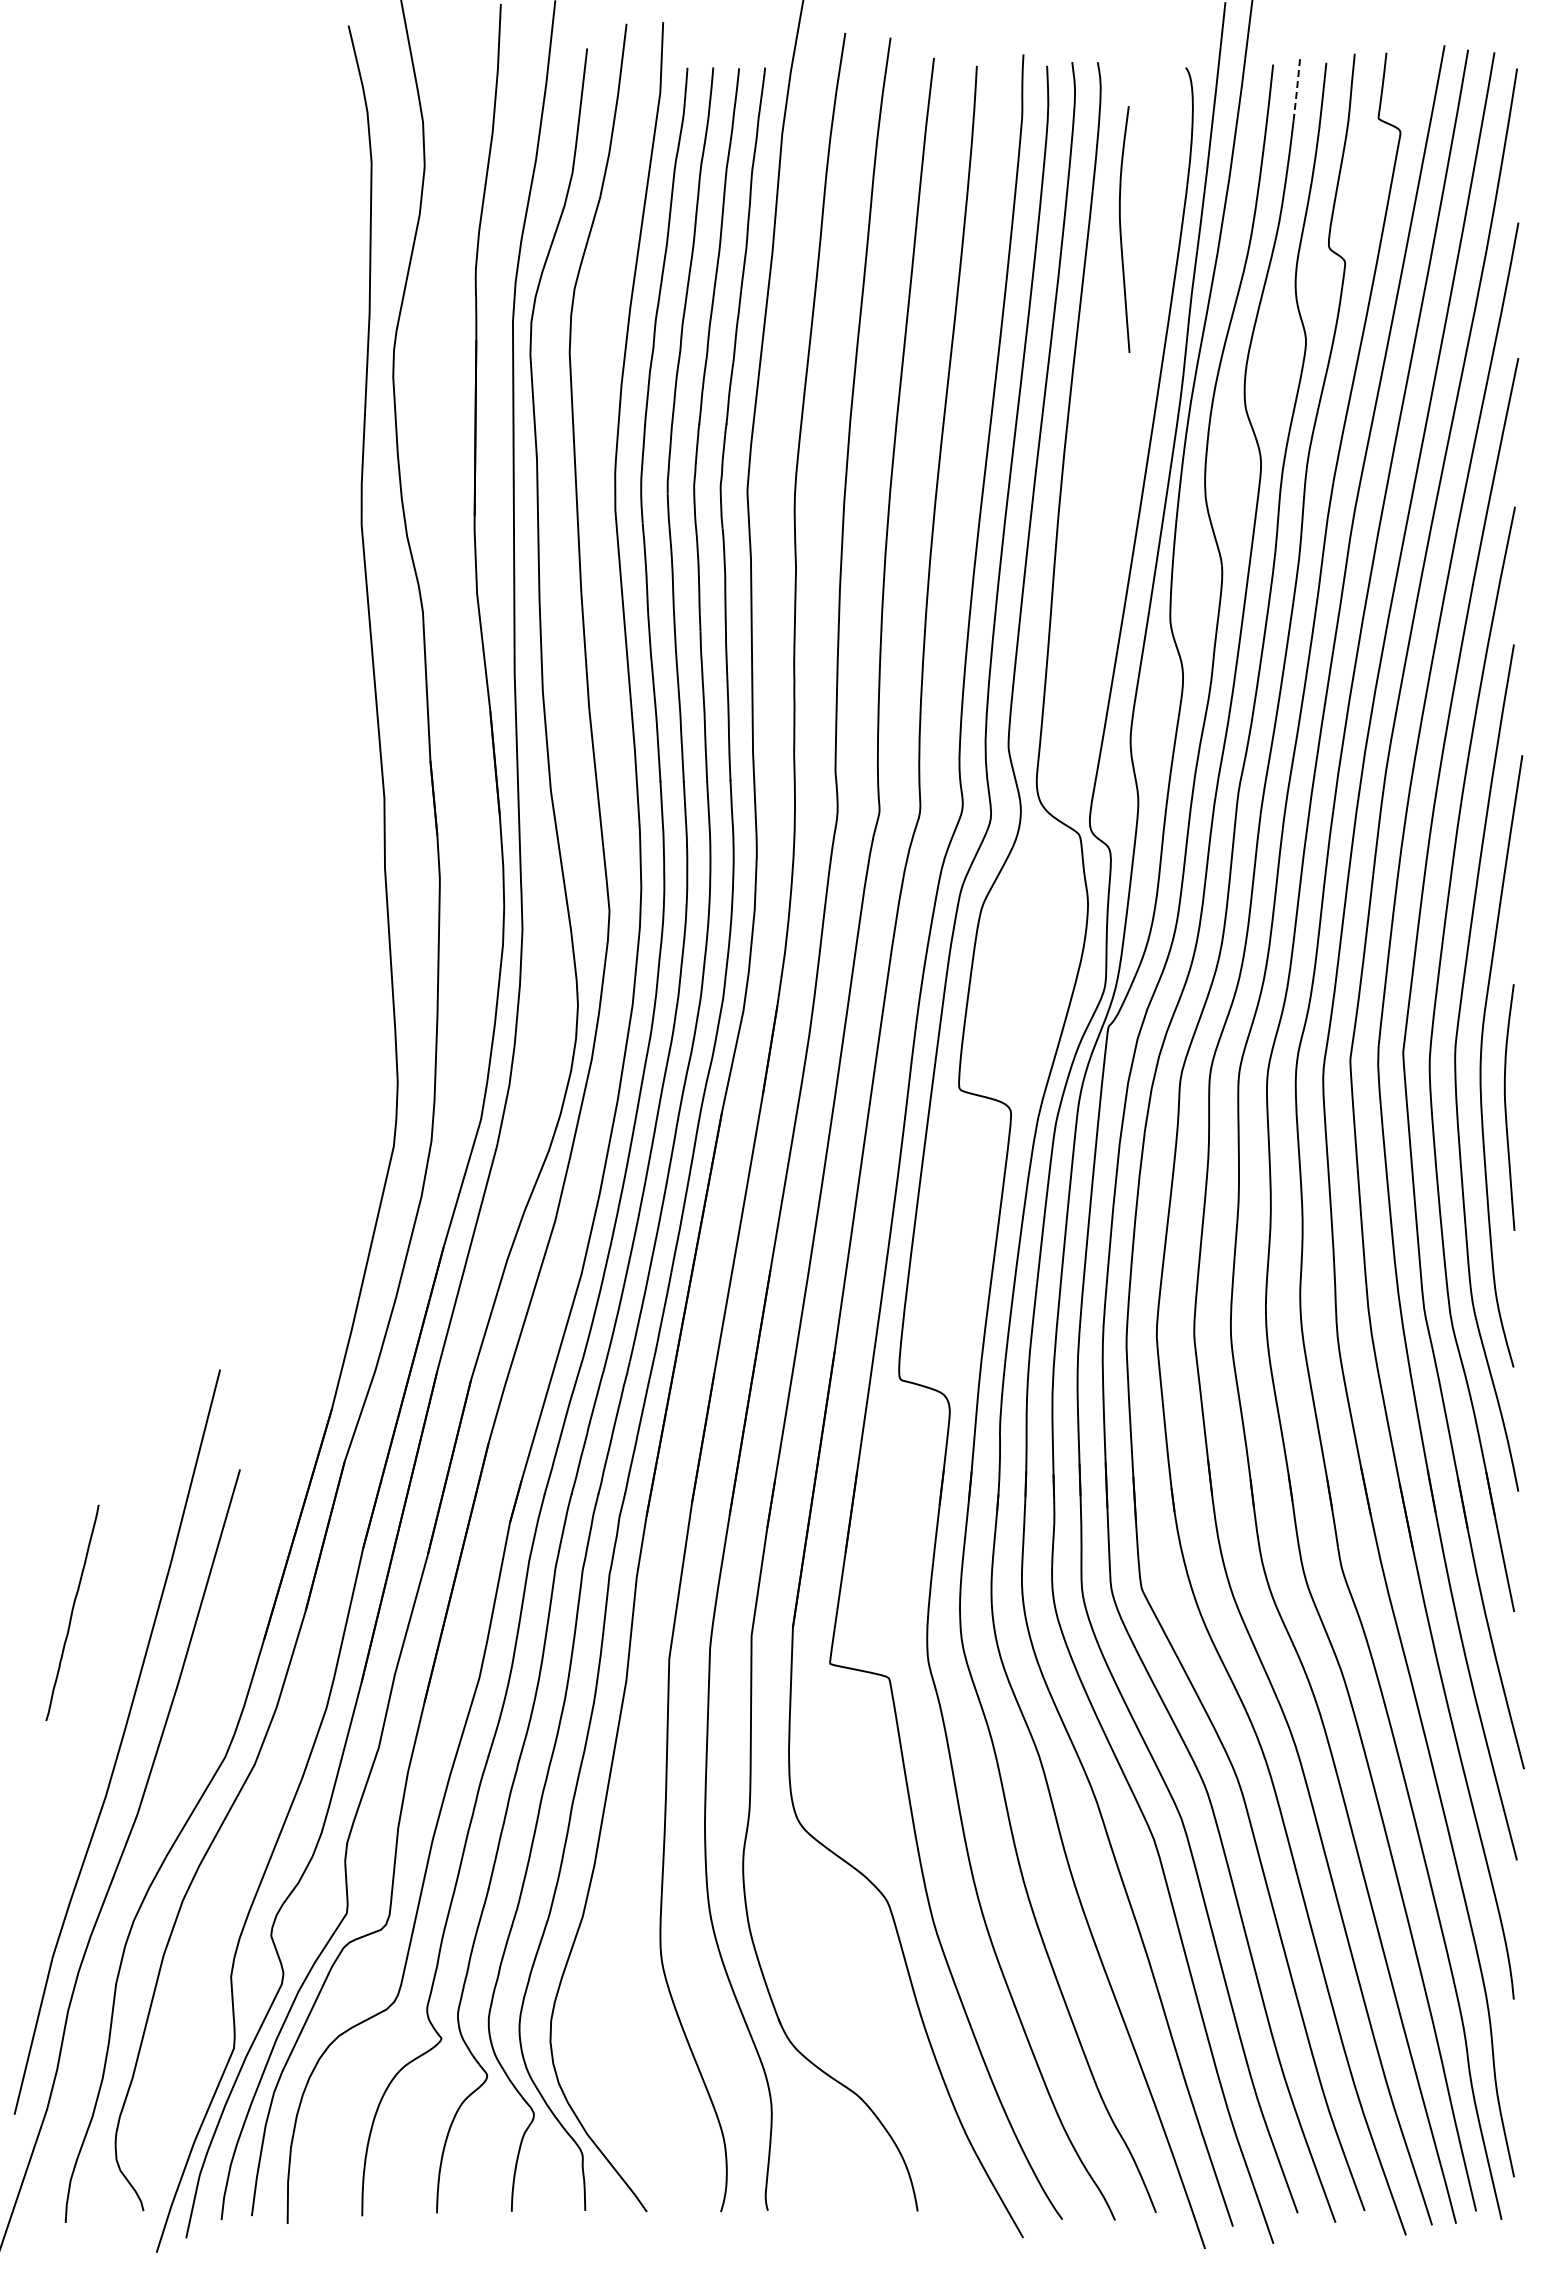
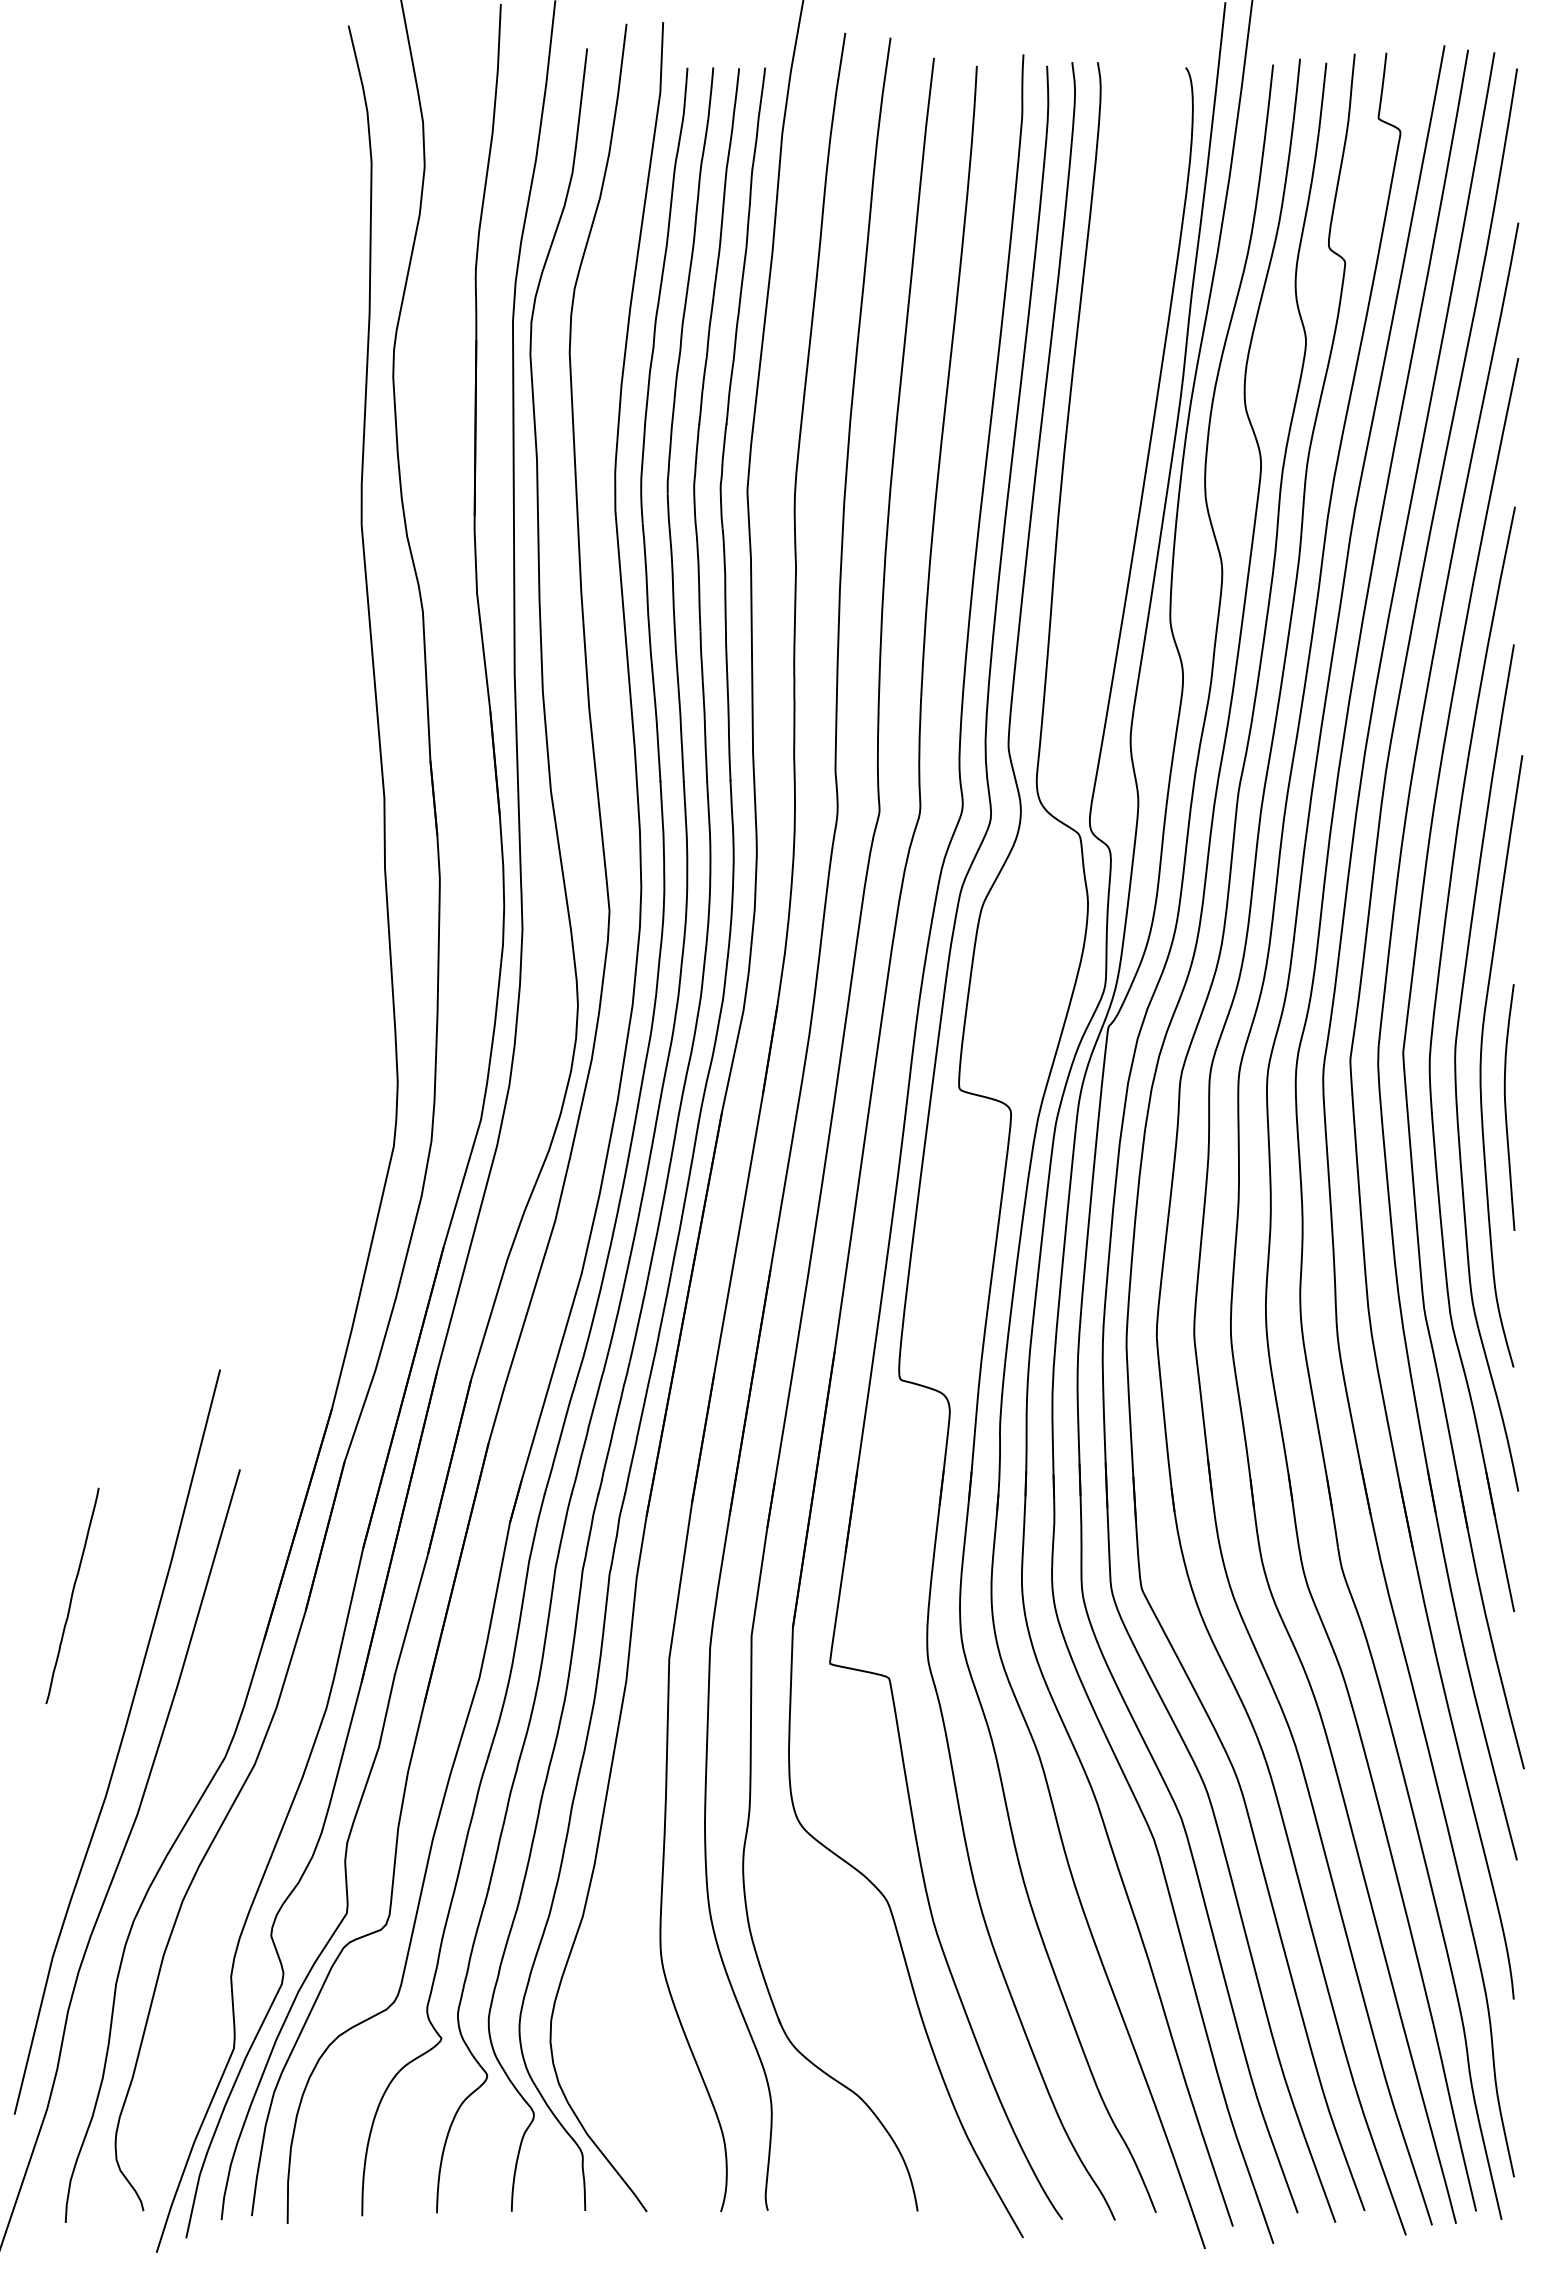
line: dashed -> solid (1296, 90)
curve: present -> none (1121, 229)
curve position: (72, 1612) -> (72, 1595) (72, 1595)
